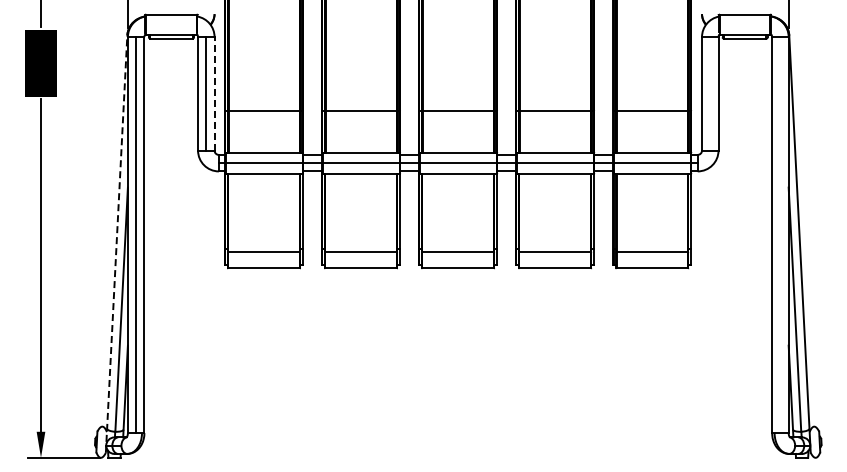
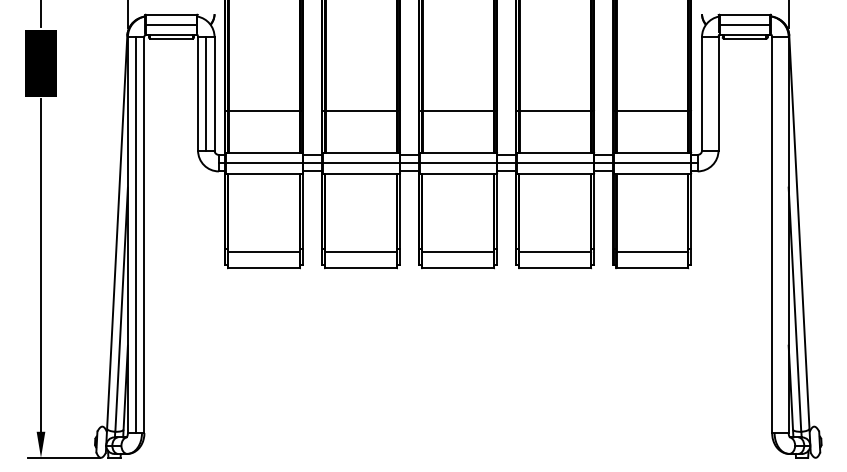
line: none -> present (171, 24)
line: none -> present (744, 24)
line: dashed -> solid (214, 93)
line: dashed -> solid (116, 244)
